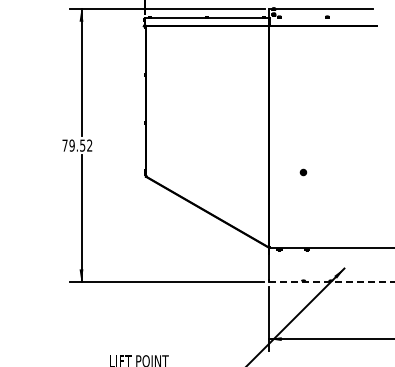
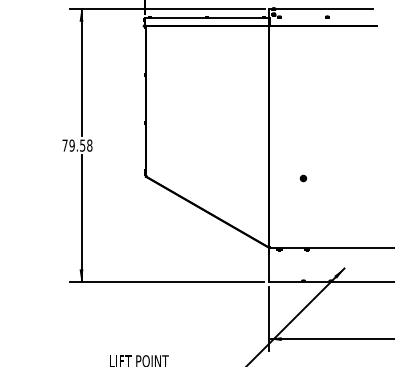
text: 79.52 -> 79.58 (89, 145)
part position: (303, 172) -> (303, 178) (303, 178)
line: dashed -> solid (332, 281)
